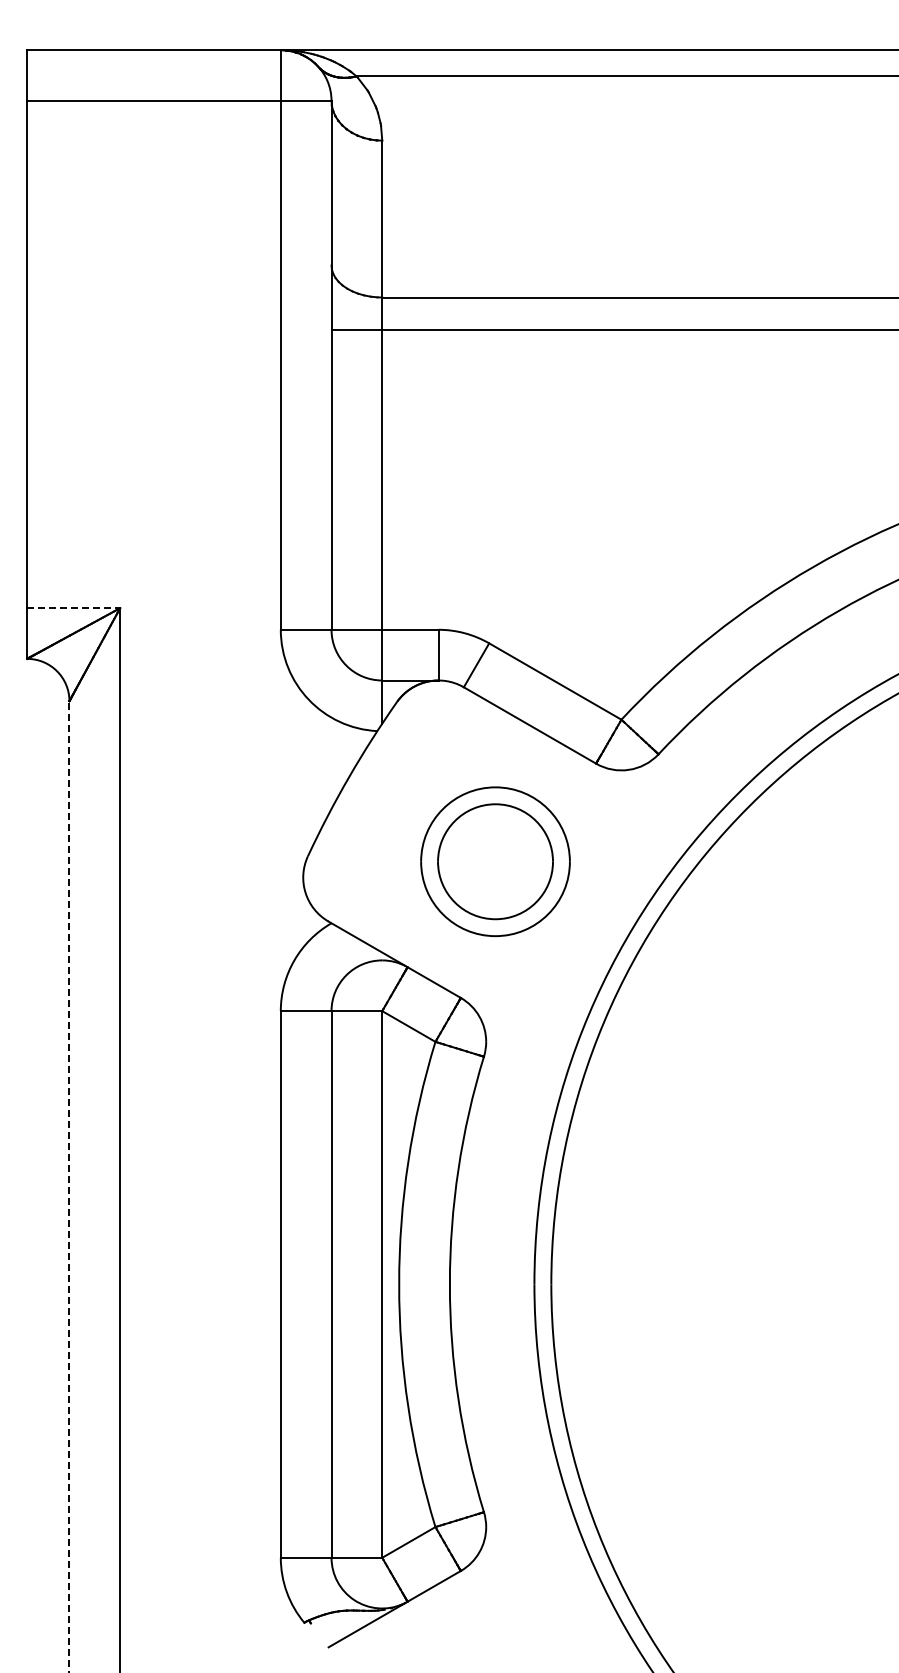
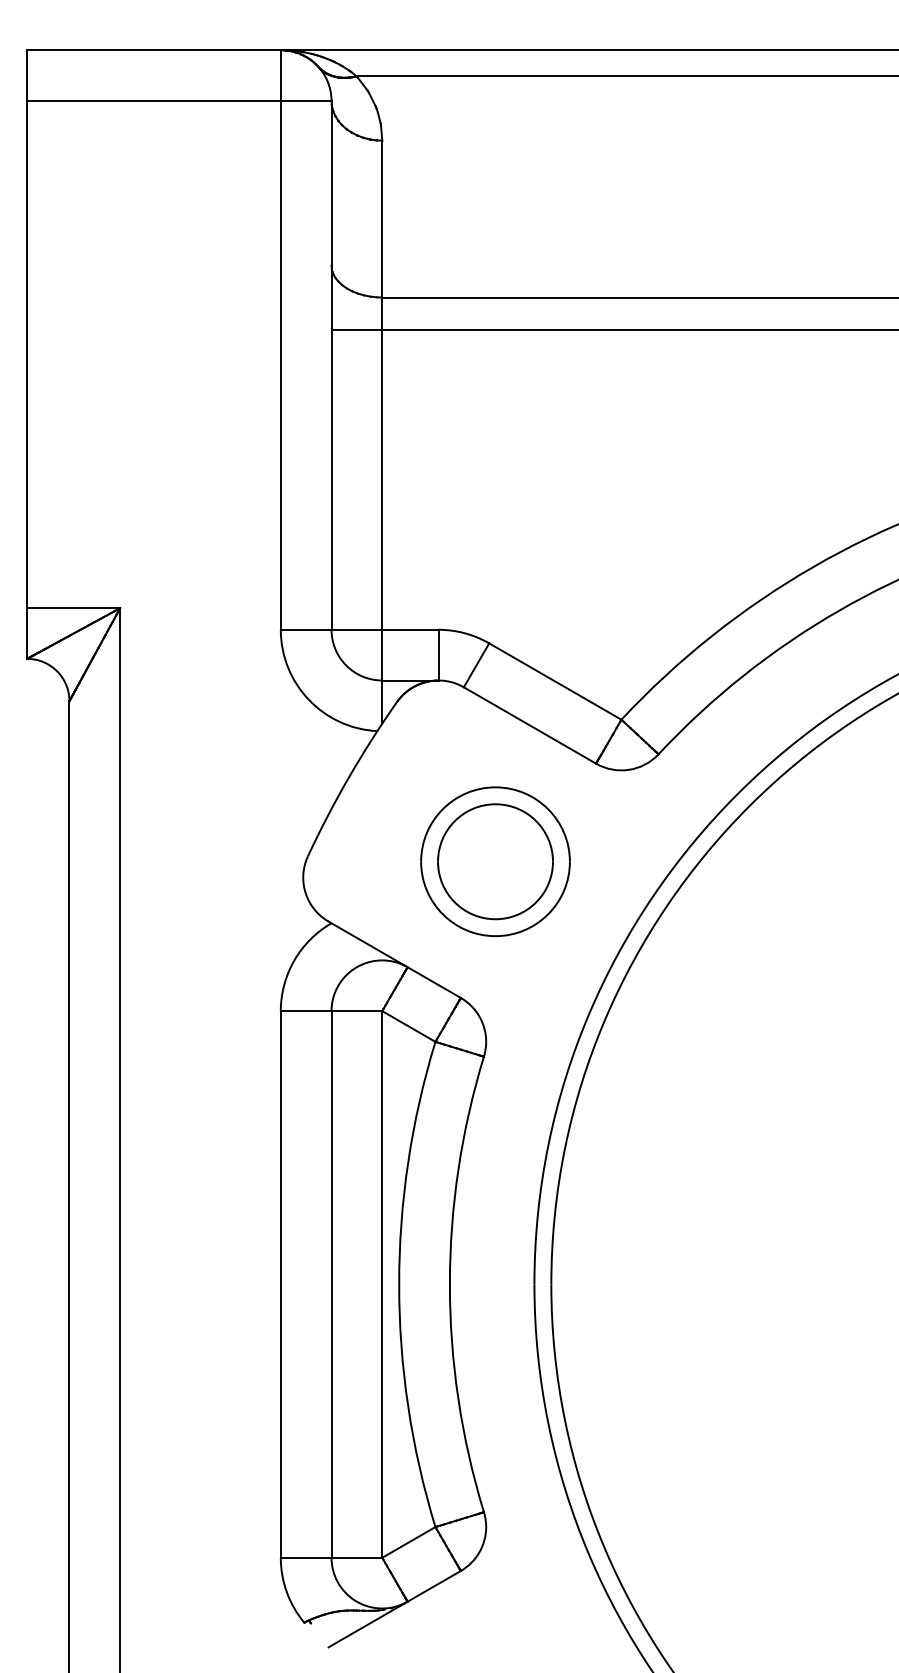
line: dashed -> solid (74, 608)
line: dashed -> solid (69, 1186)
